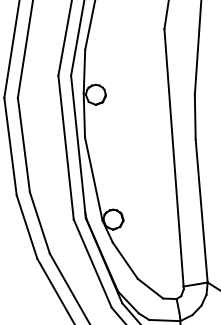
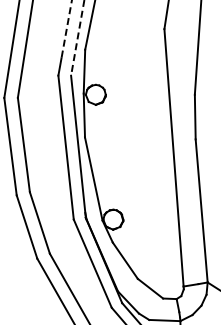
line: solid -> dashed (66, 28)
line: solid -> dashed (77, 38)
